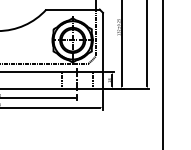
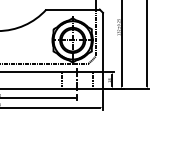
line: present -> none (162, 74)
